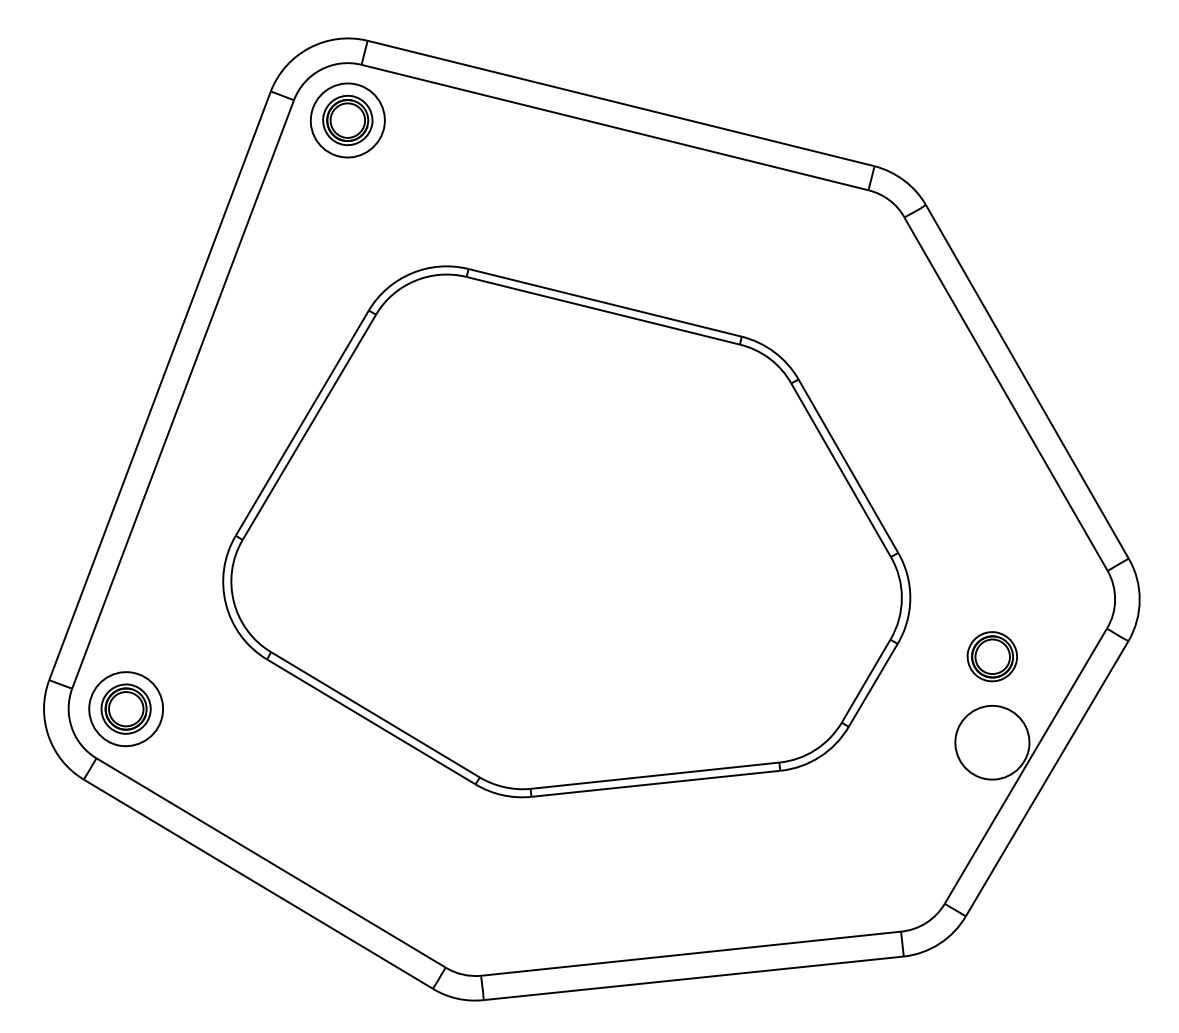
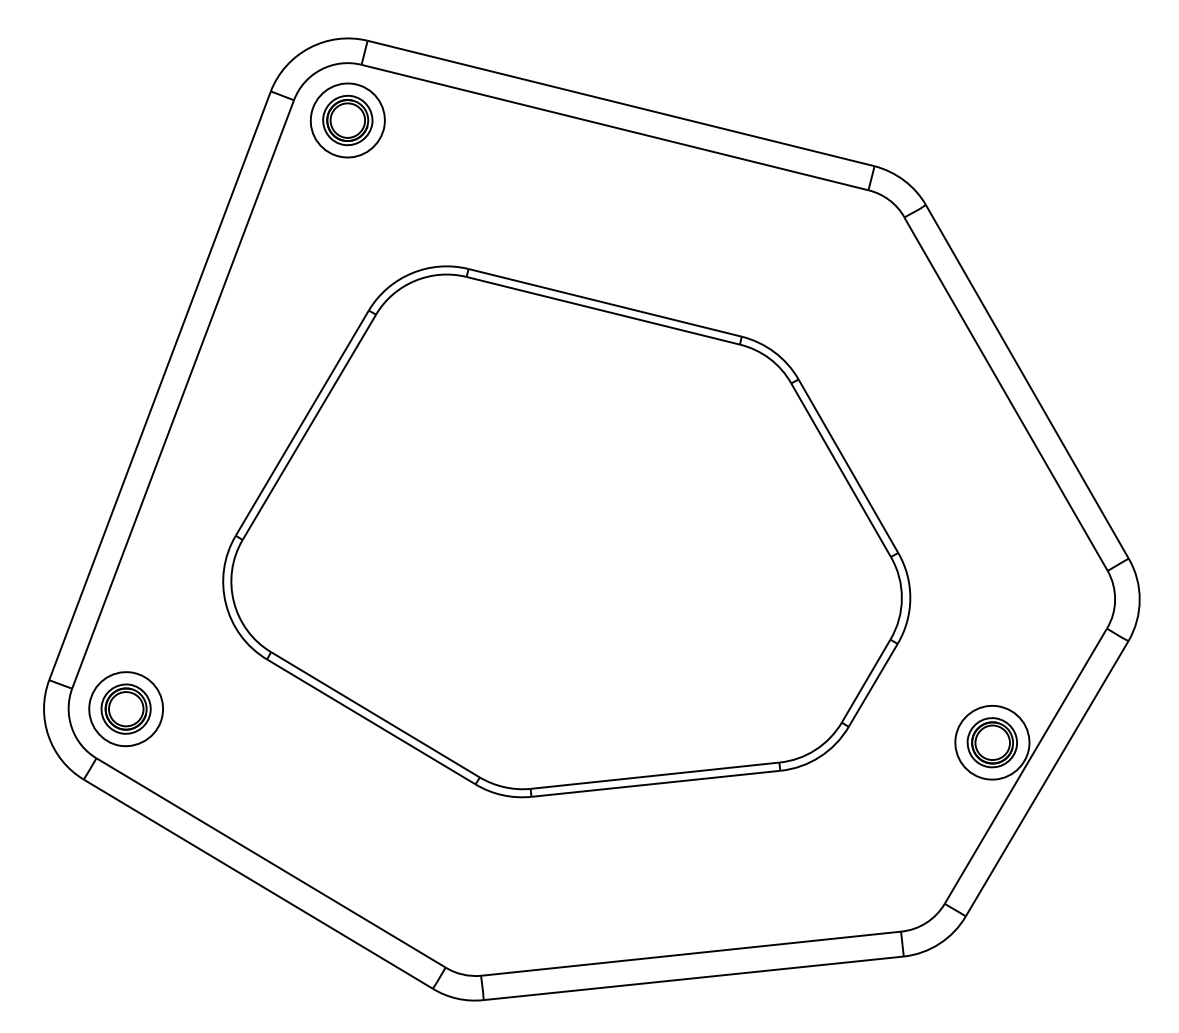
part position: (991, 656) -> (991, 742) (991, 742)
